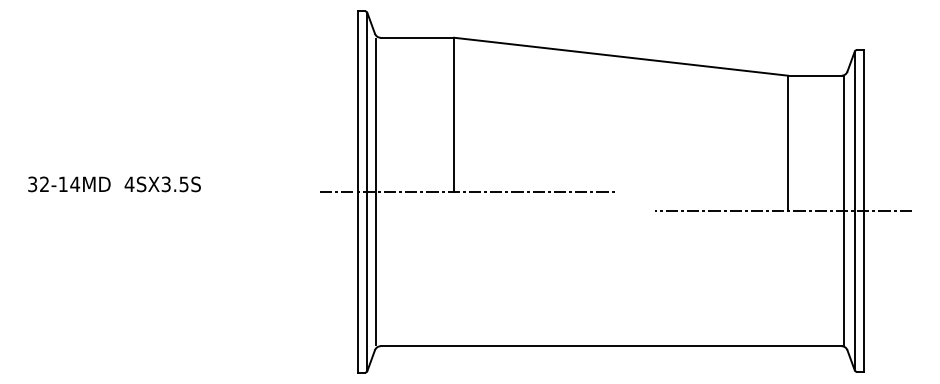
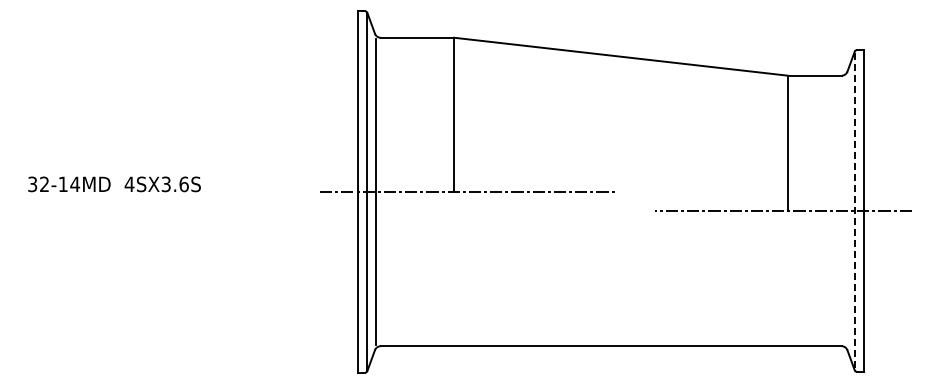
text: 4SX3.5S -> 4SX3.6S (183, 184)
line: present -> none (844, 210)
line: solid -> dashed (855, 211)
